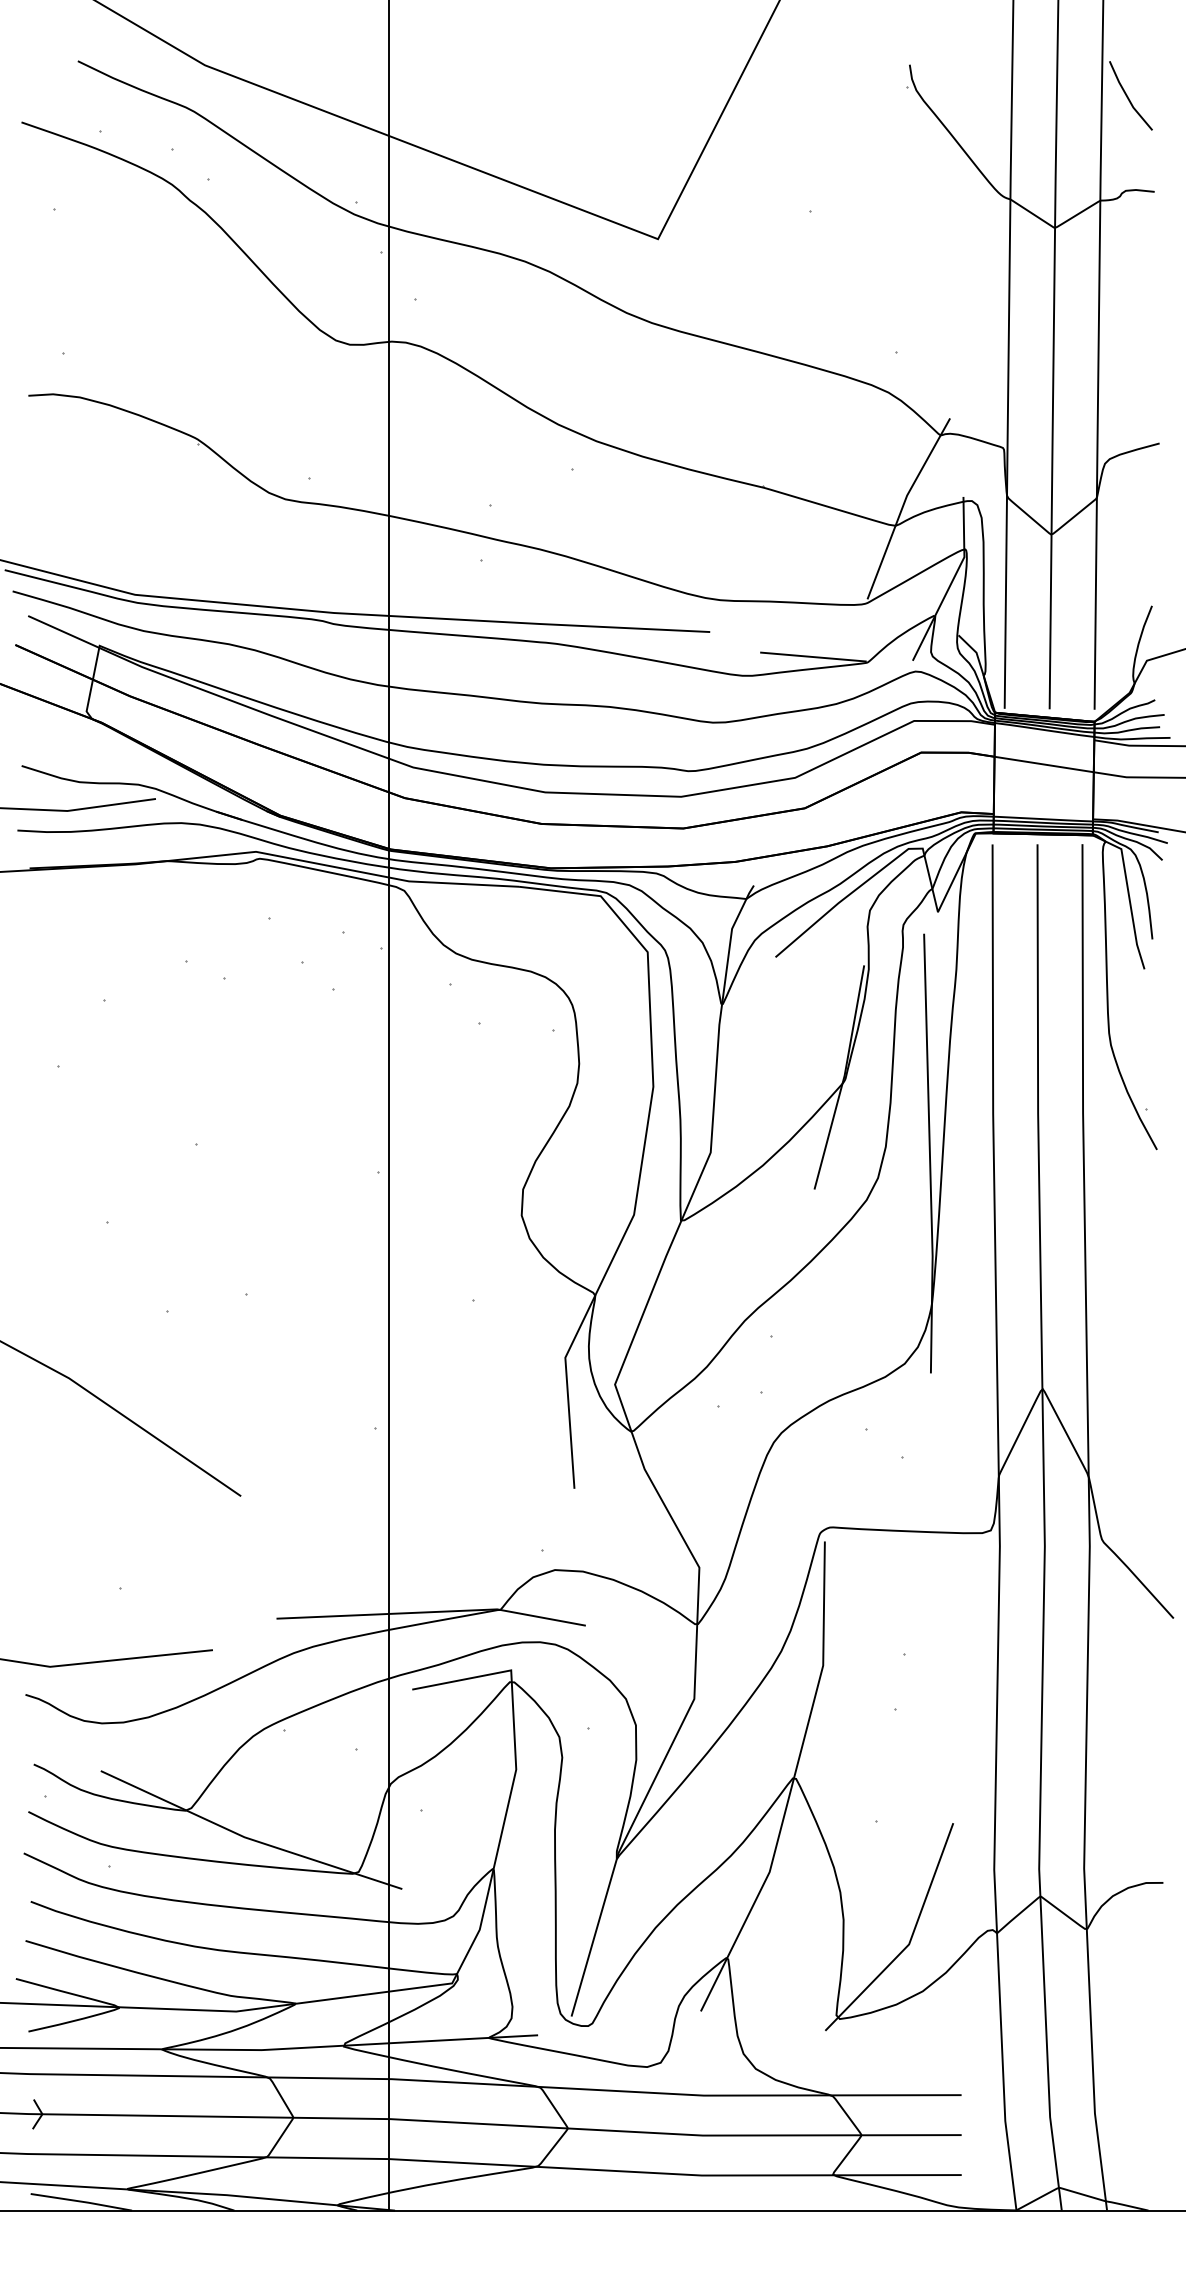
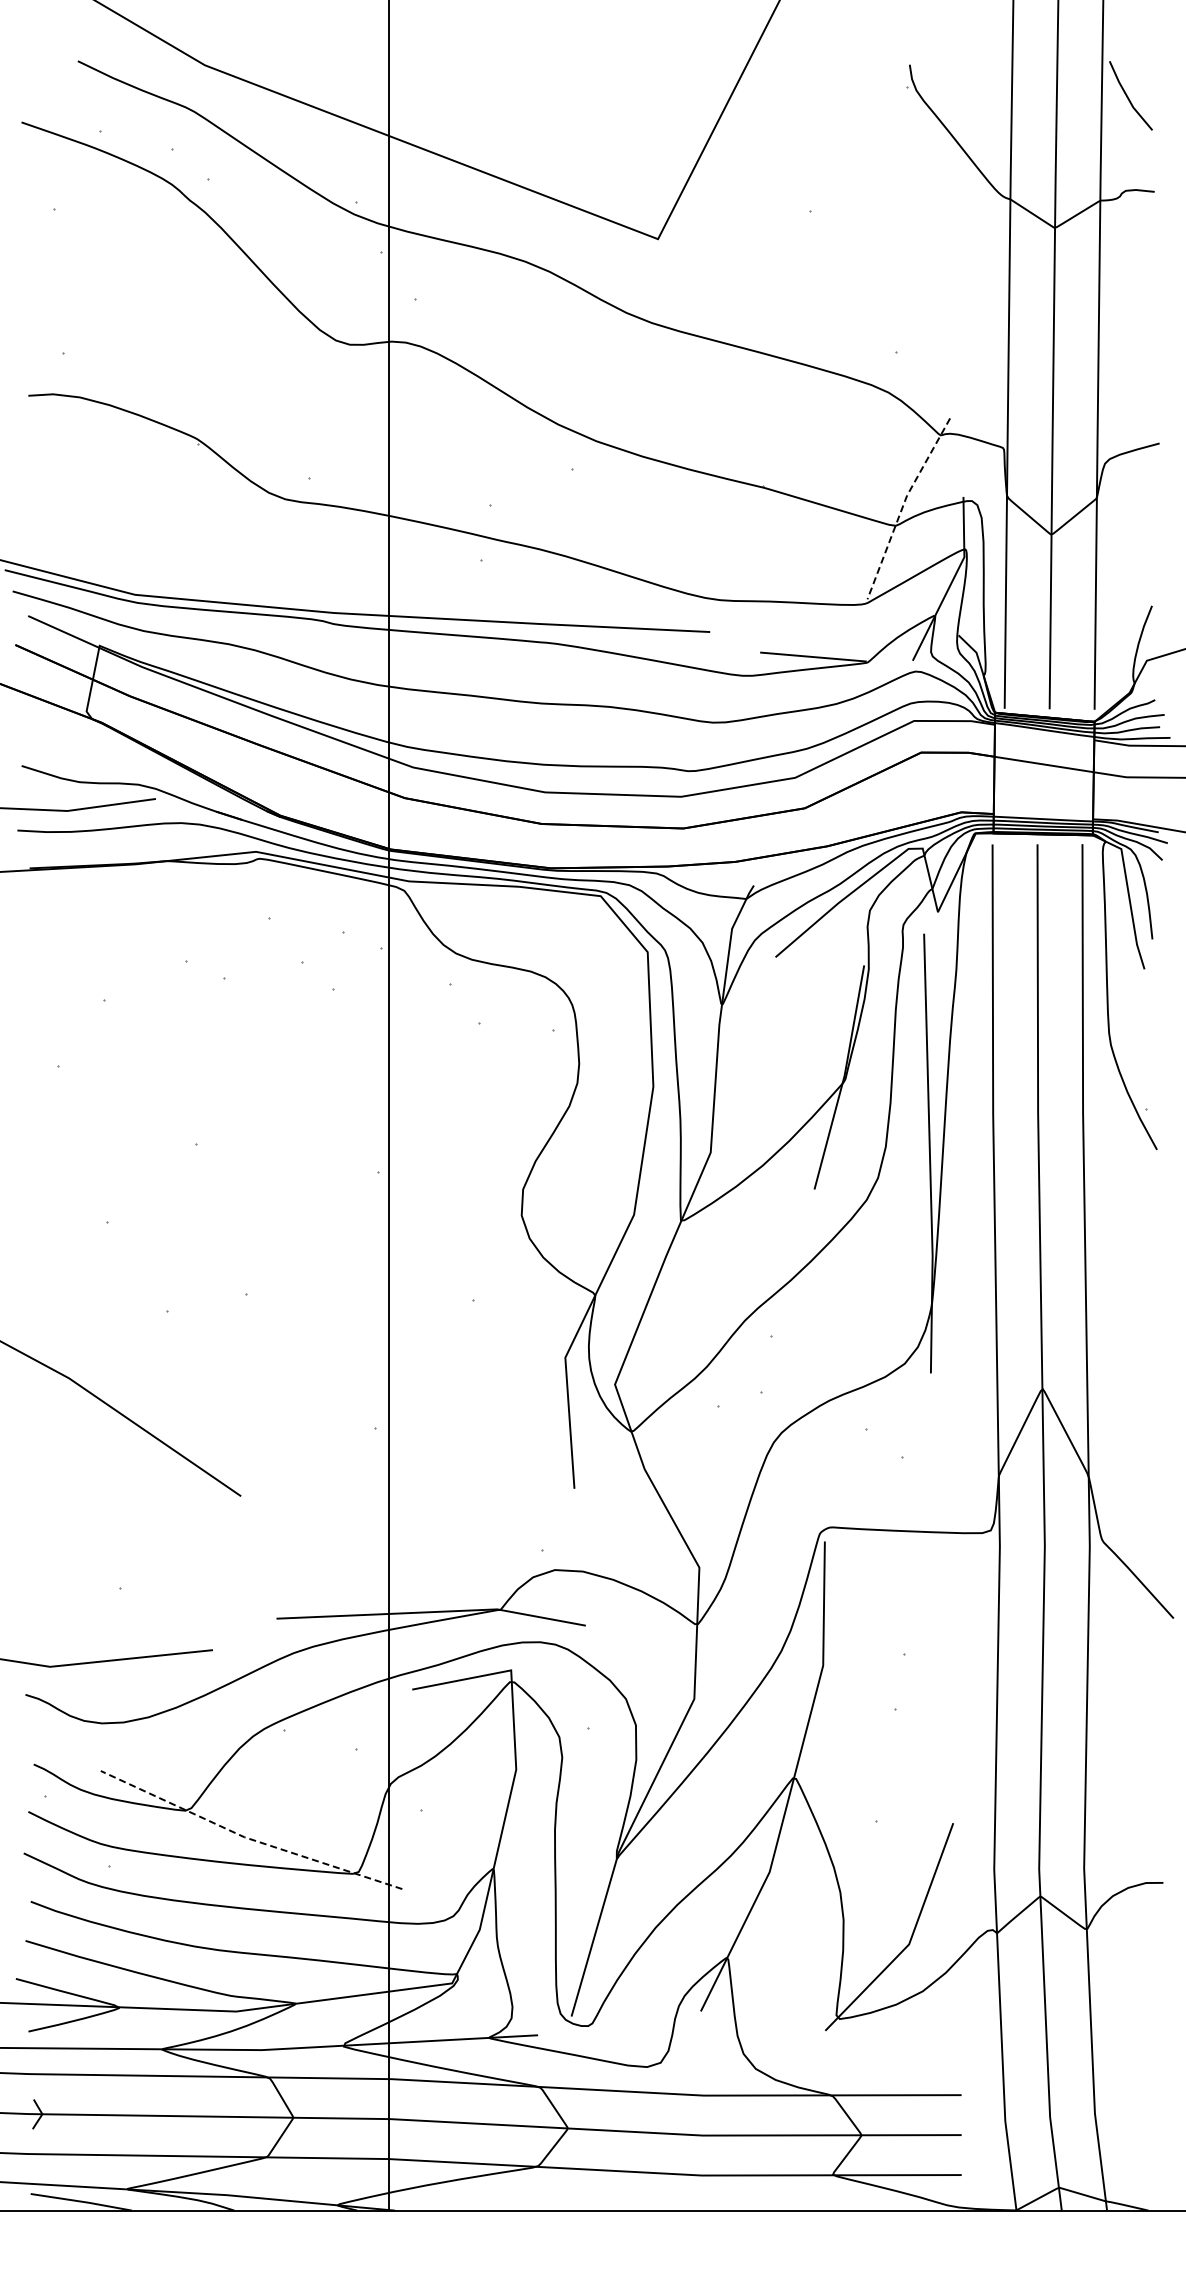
line: solid -> dashed (903, 505)
line: solid -> dashed (247, 1838)
